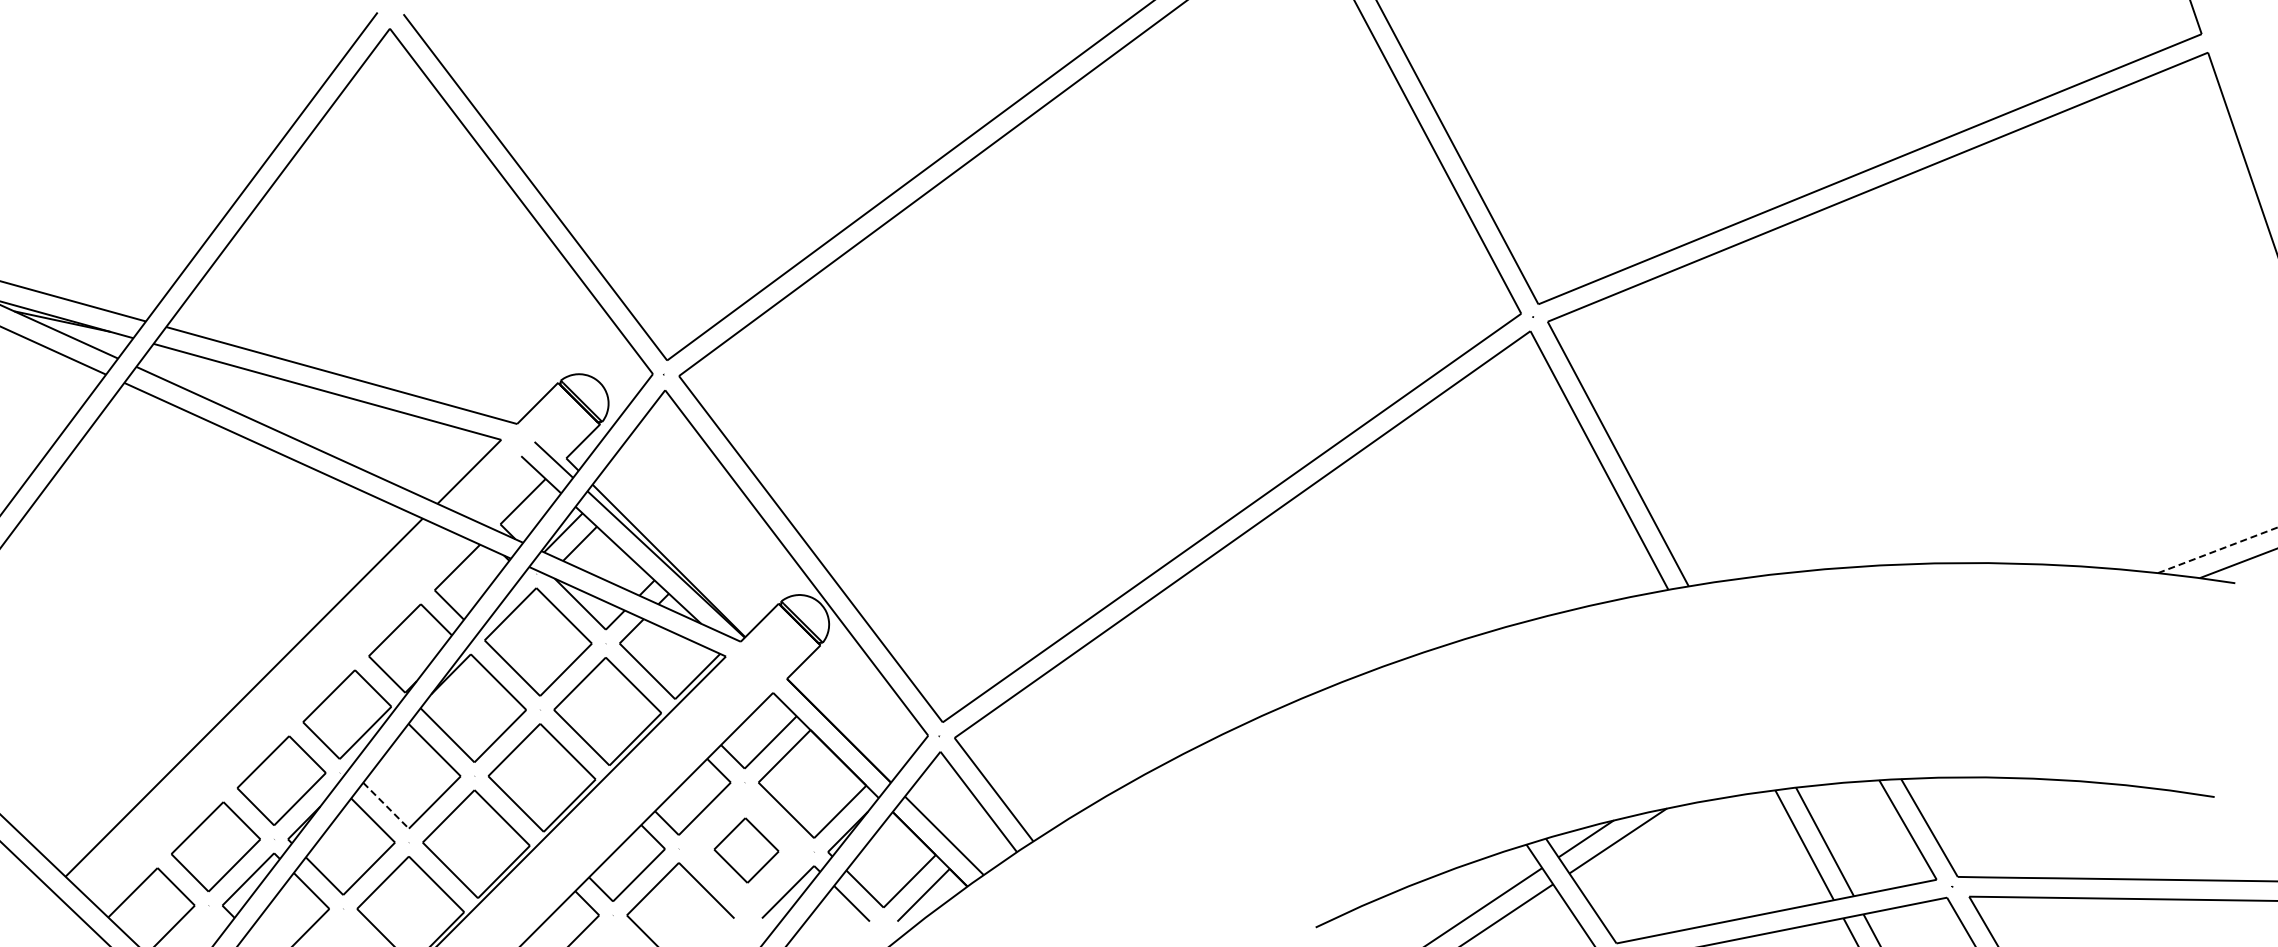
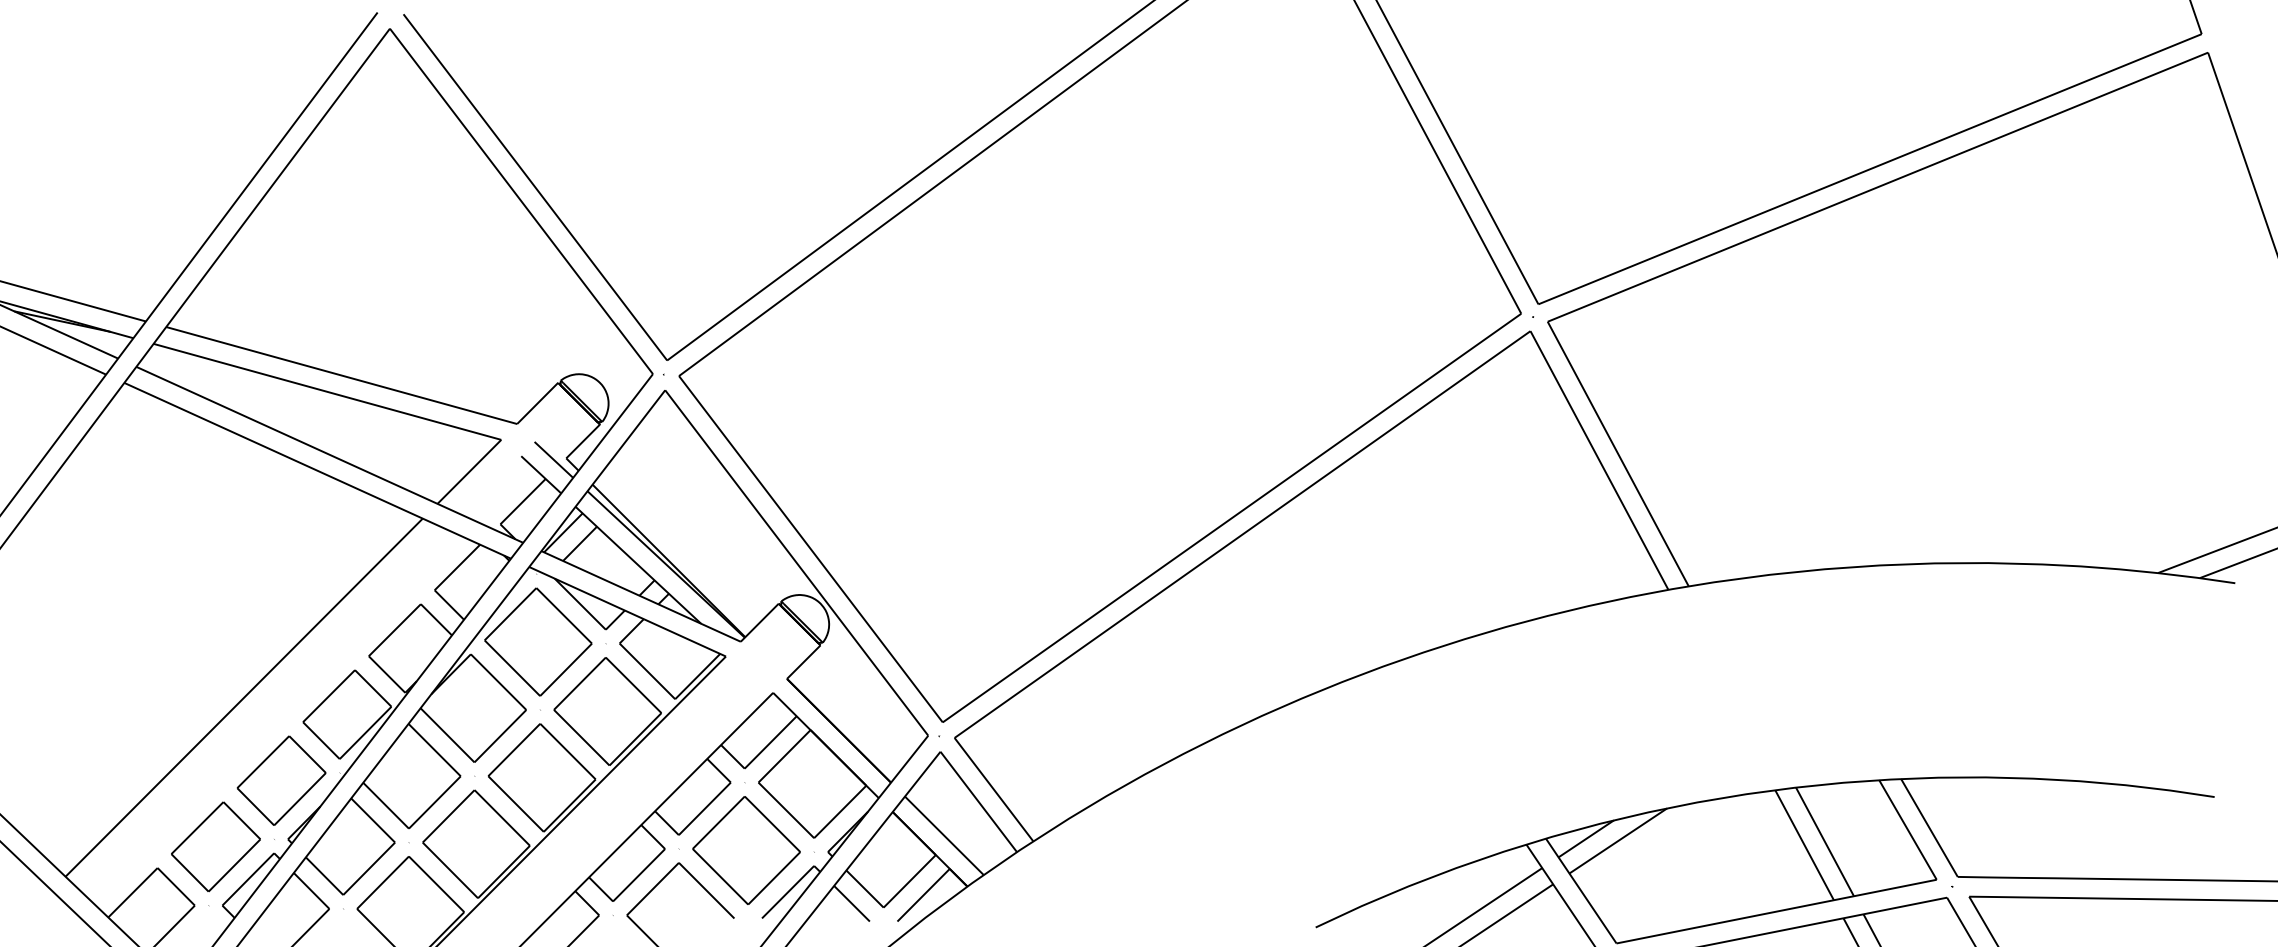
line: dashed -> solid (2217, 550)
line: dashed -> solid (386, 806)
part size: 67x67 px -> 109x109 px (746, 850)
